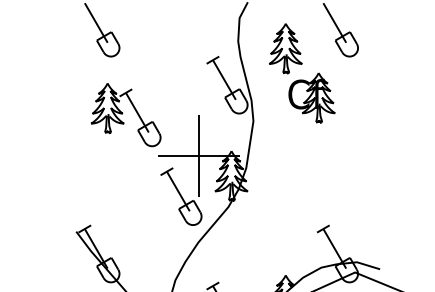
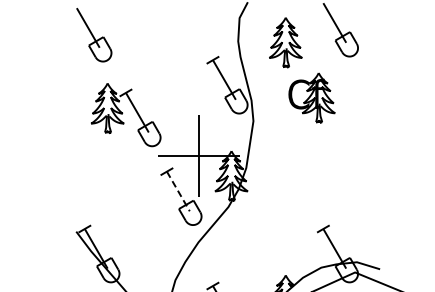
part position: (102, 30) -> (94, 35) (94, 35)
part position: (285, 48) -> (285, 42) (285, 42)
line: solid -> dashed (178, 191)
